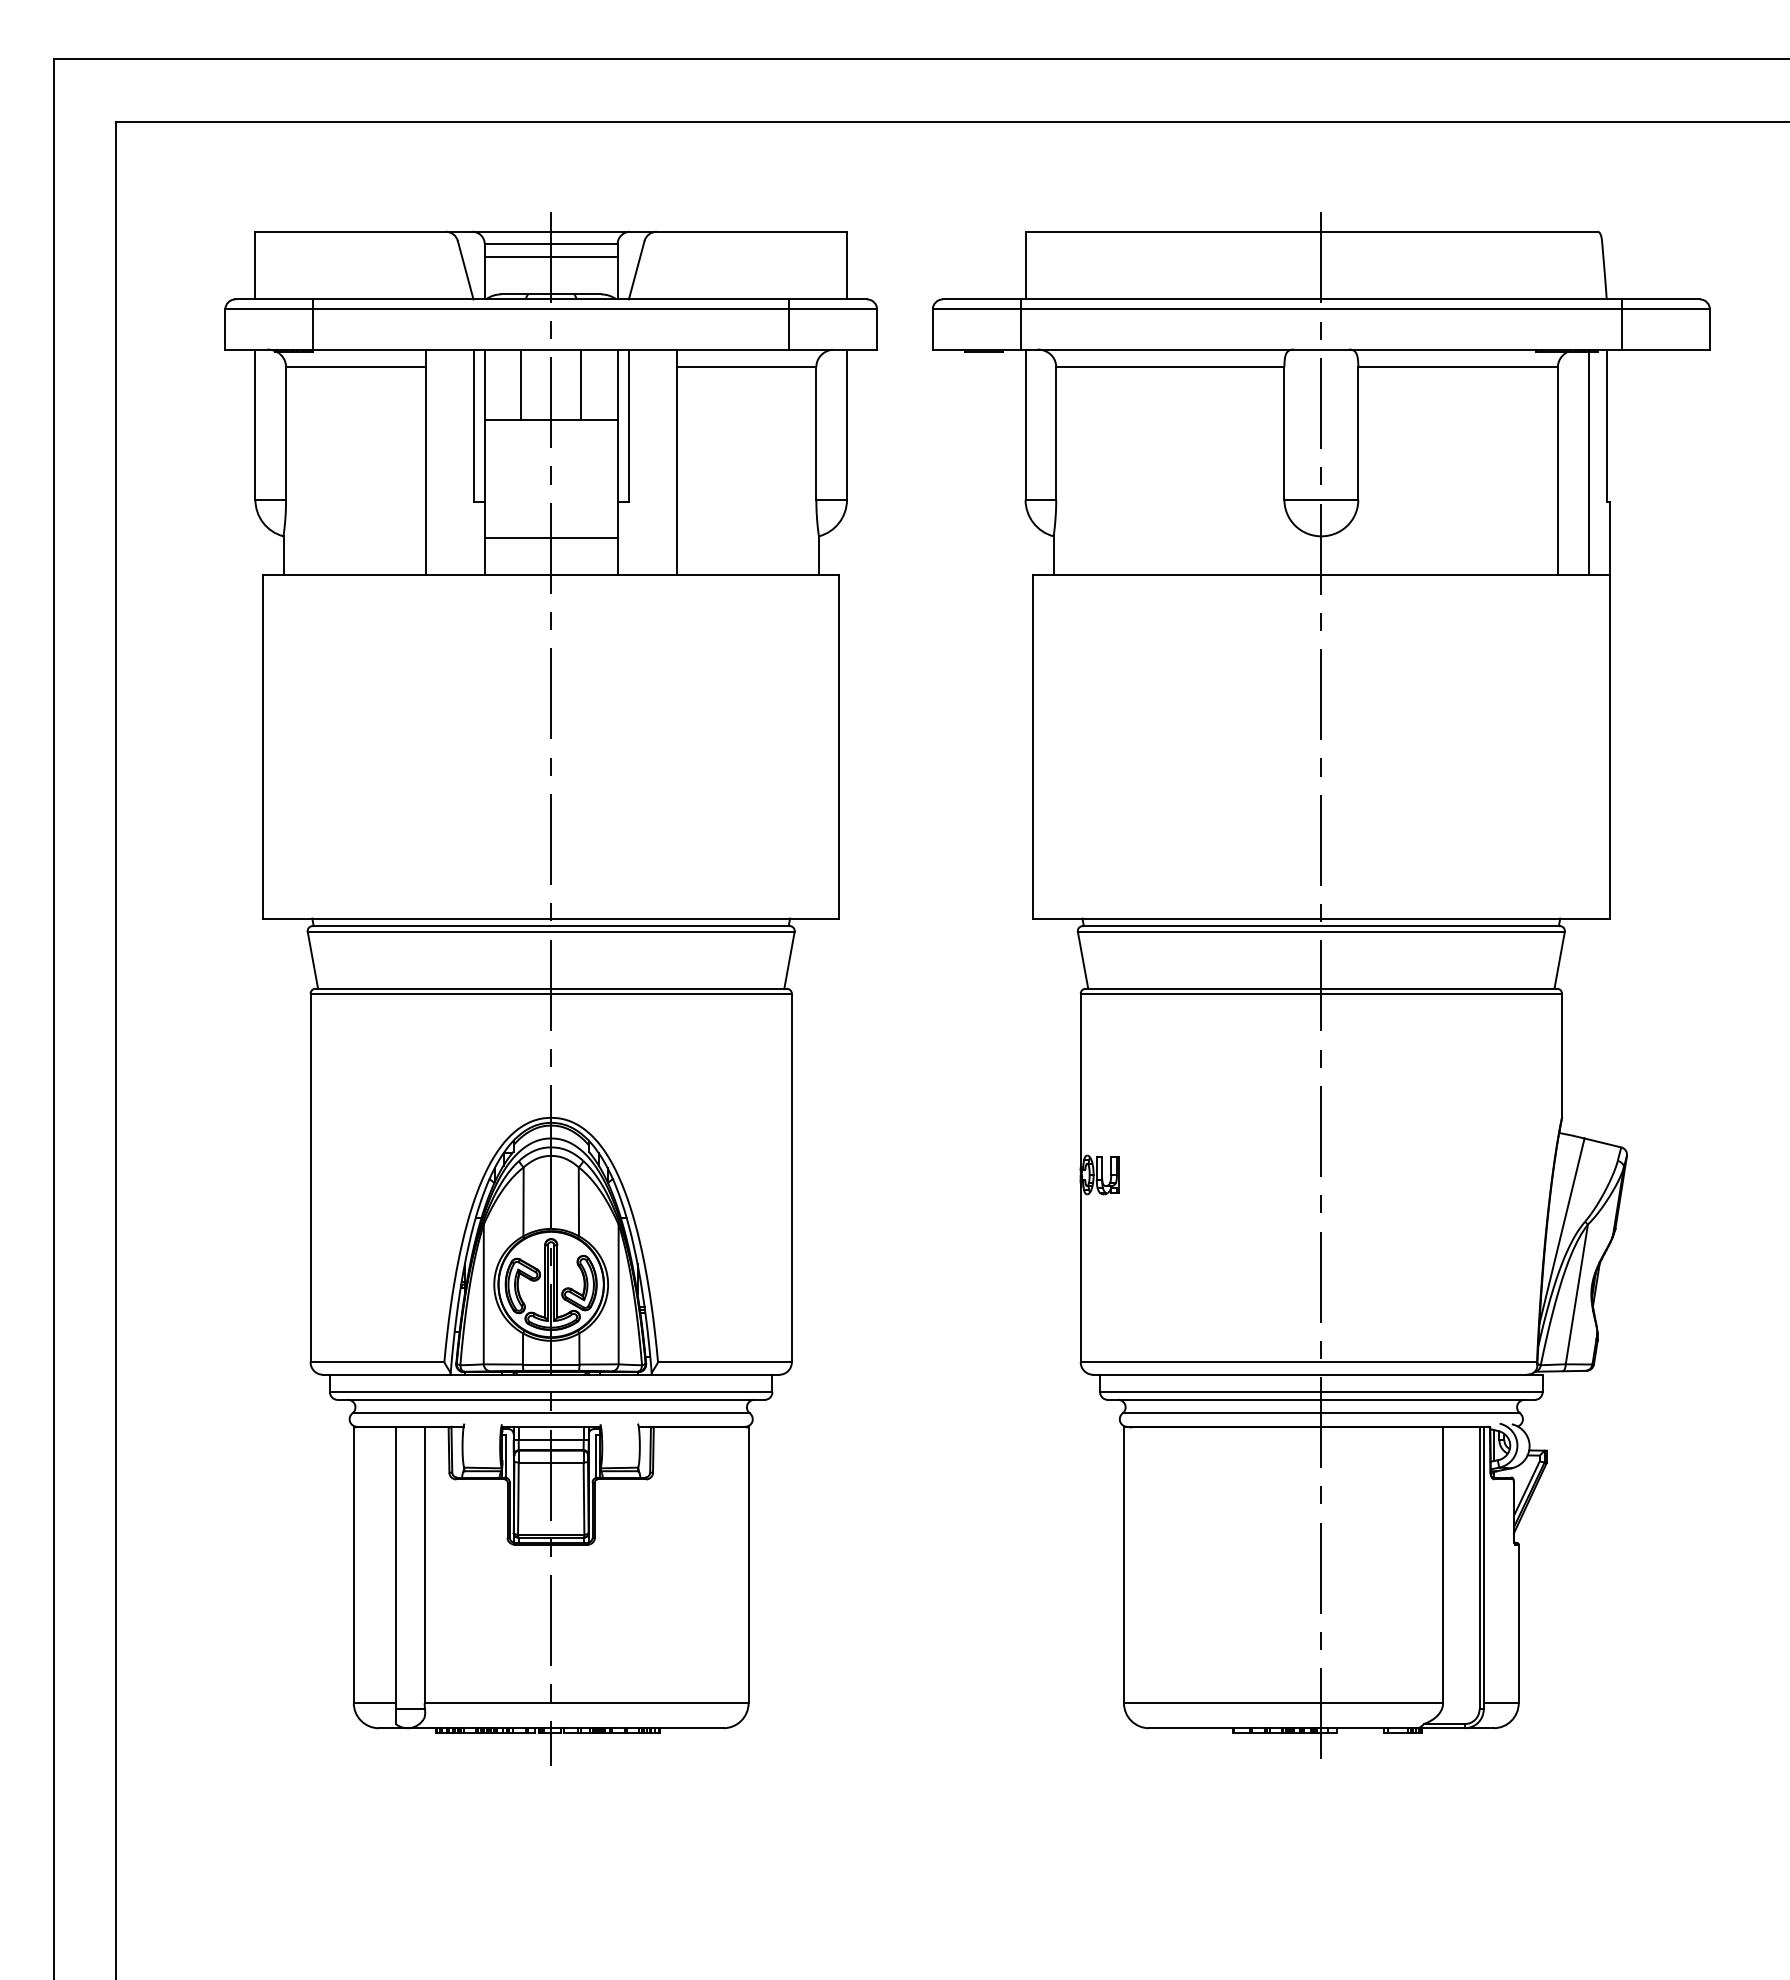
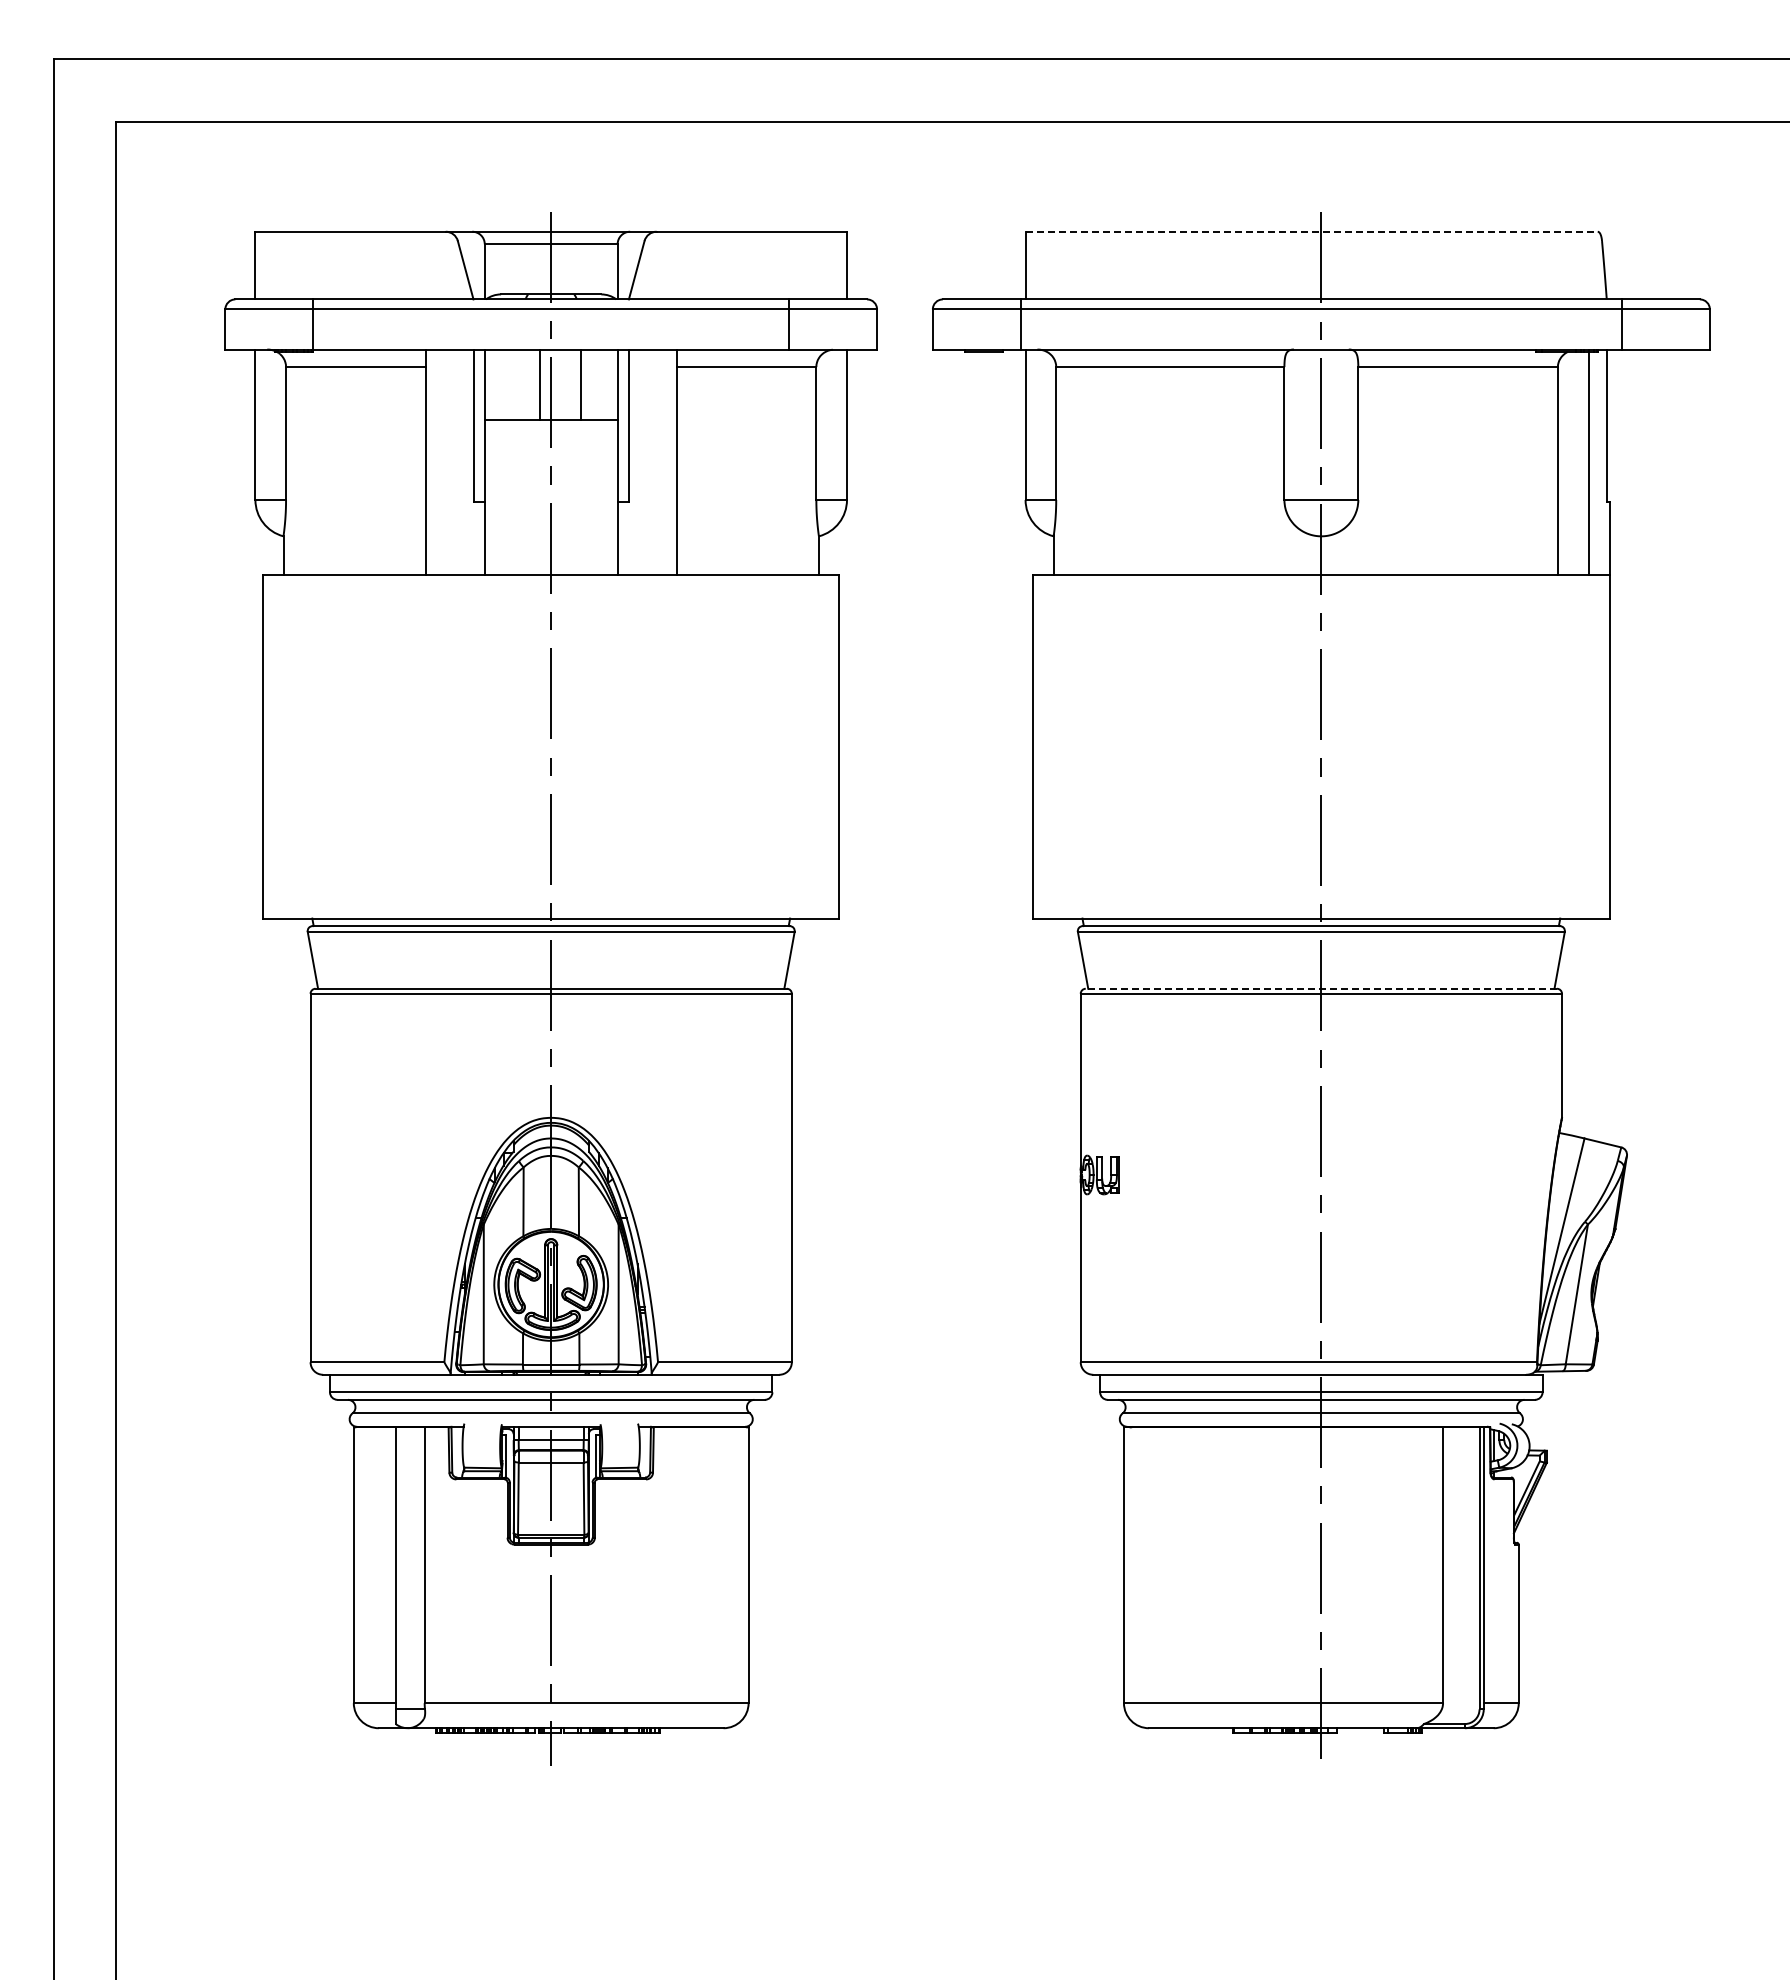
line: solid -> dashed (1312, 231)
line: present -> none (550, 256)
line position: (521, 384) -> (540, 384) (540, 384)
line: present -> none (550, 537)
line: solid -> dashed (1321, 988)
